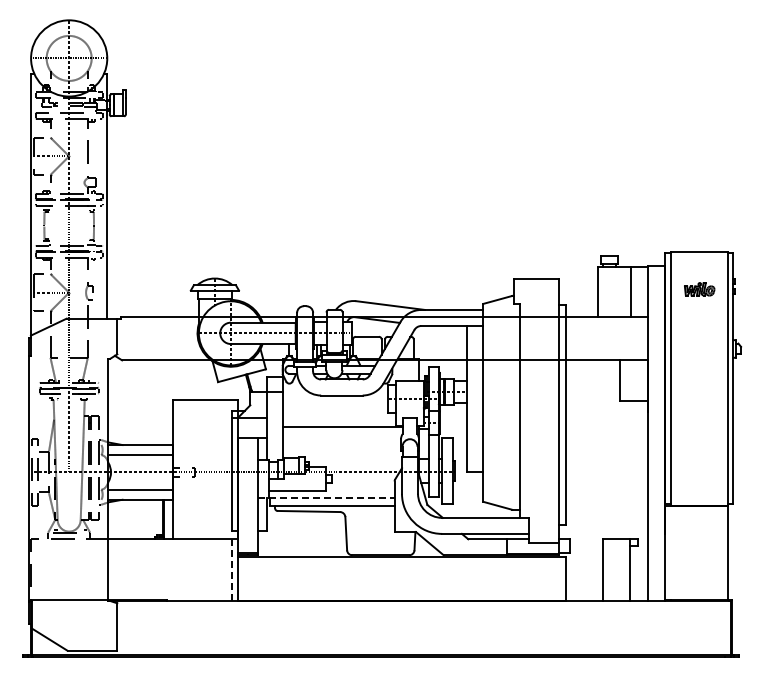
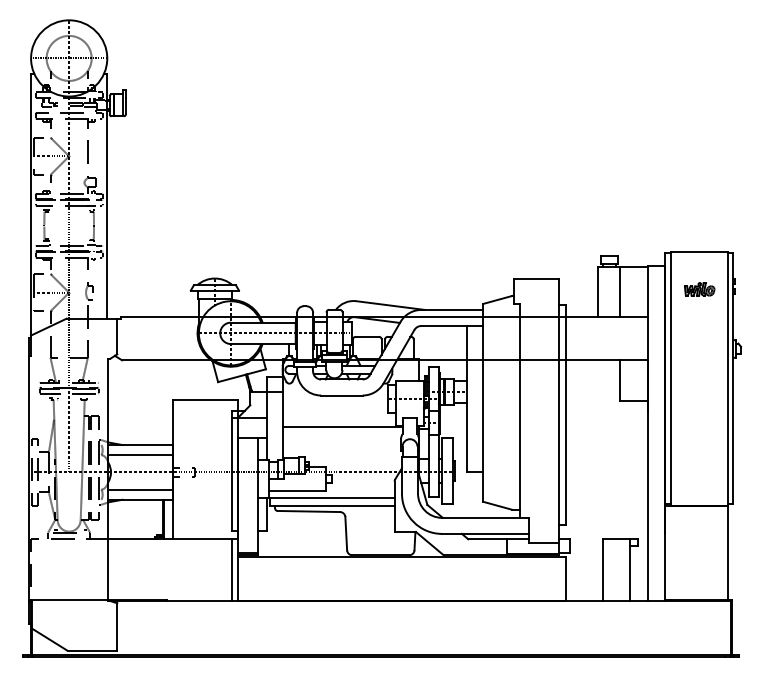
line position: (631, 291) -> (620, 291) (620, 291)
line: dashed -> solid (327, 498)
line: dashed -> solid (232, 570)
